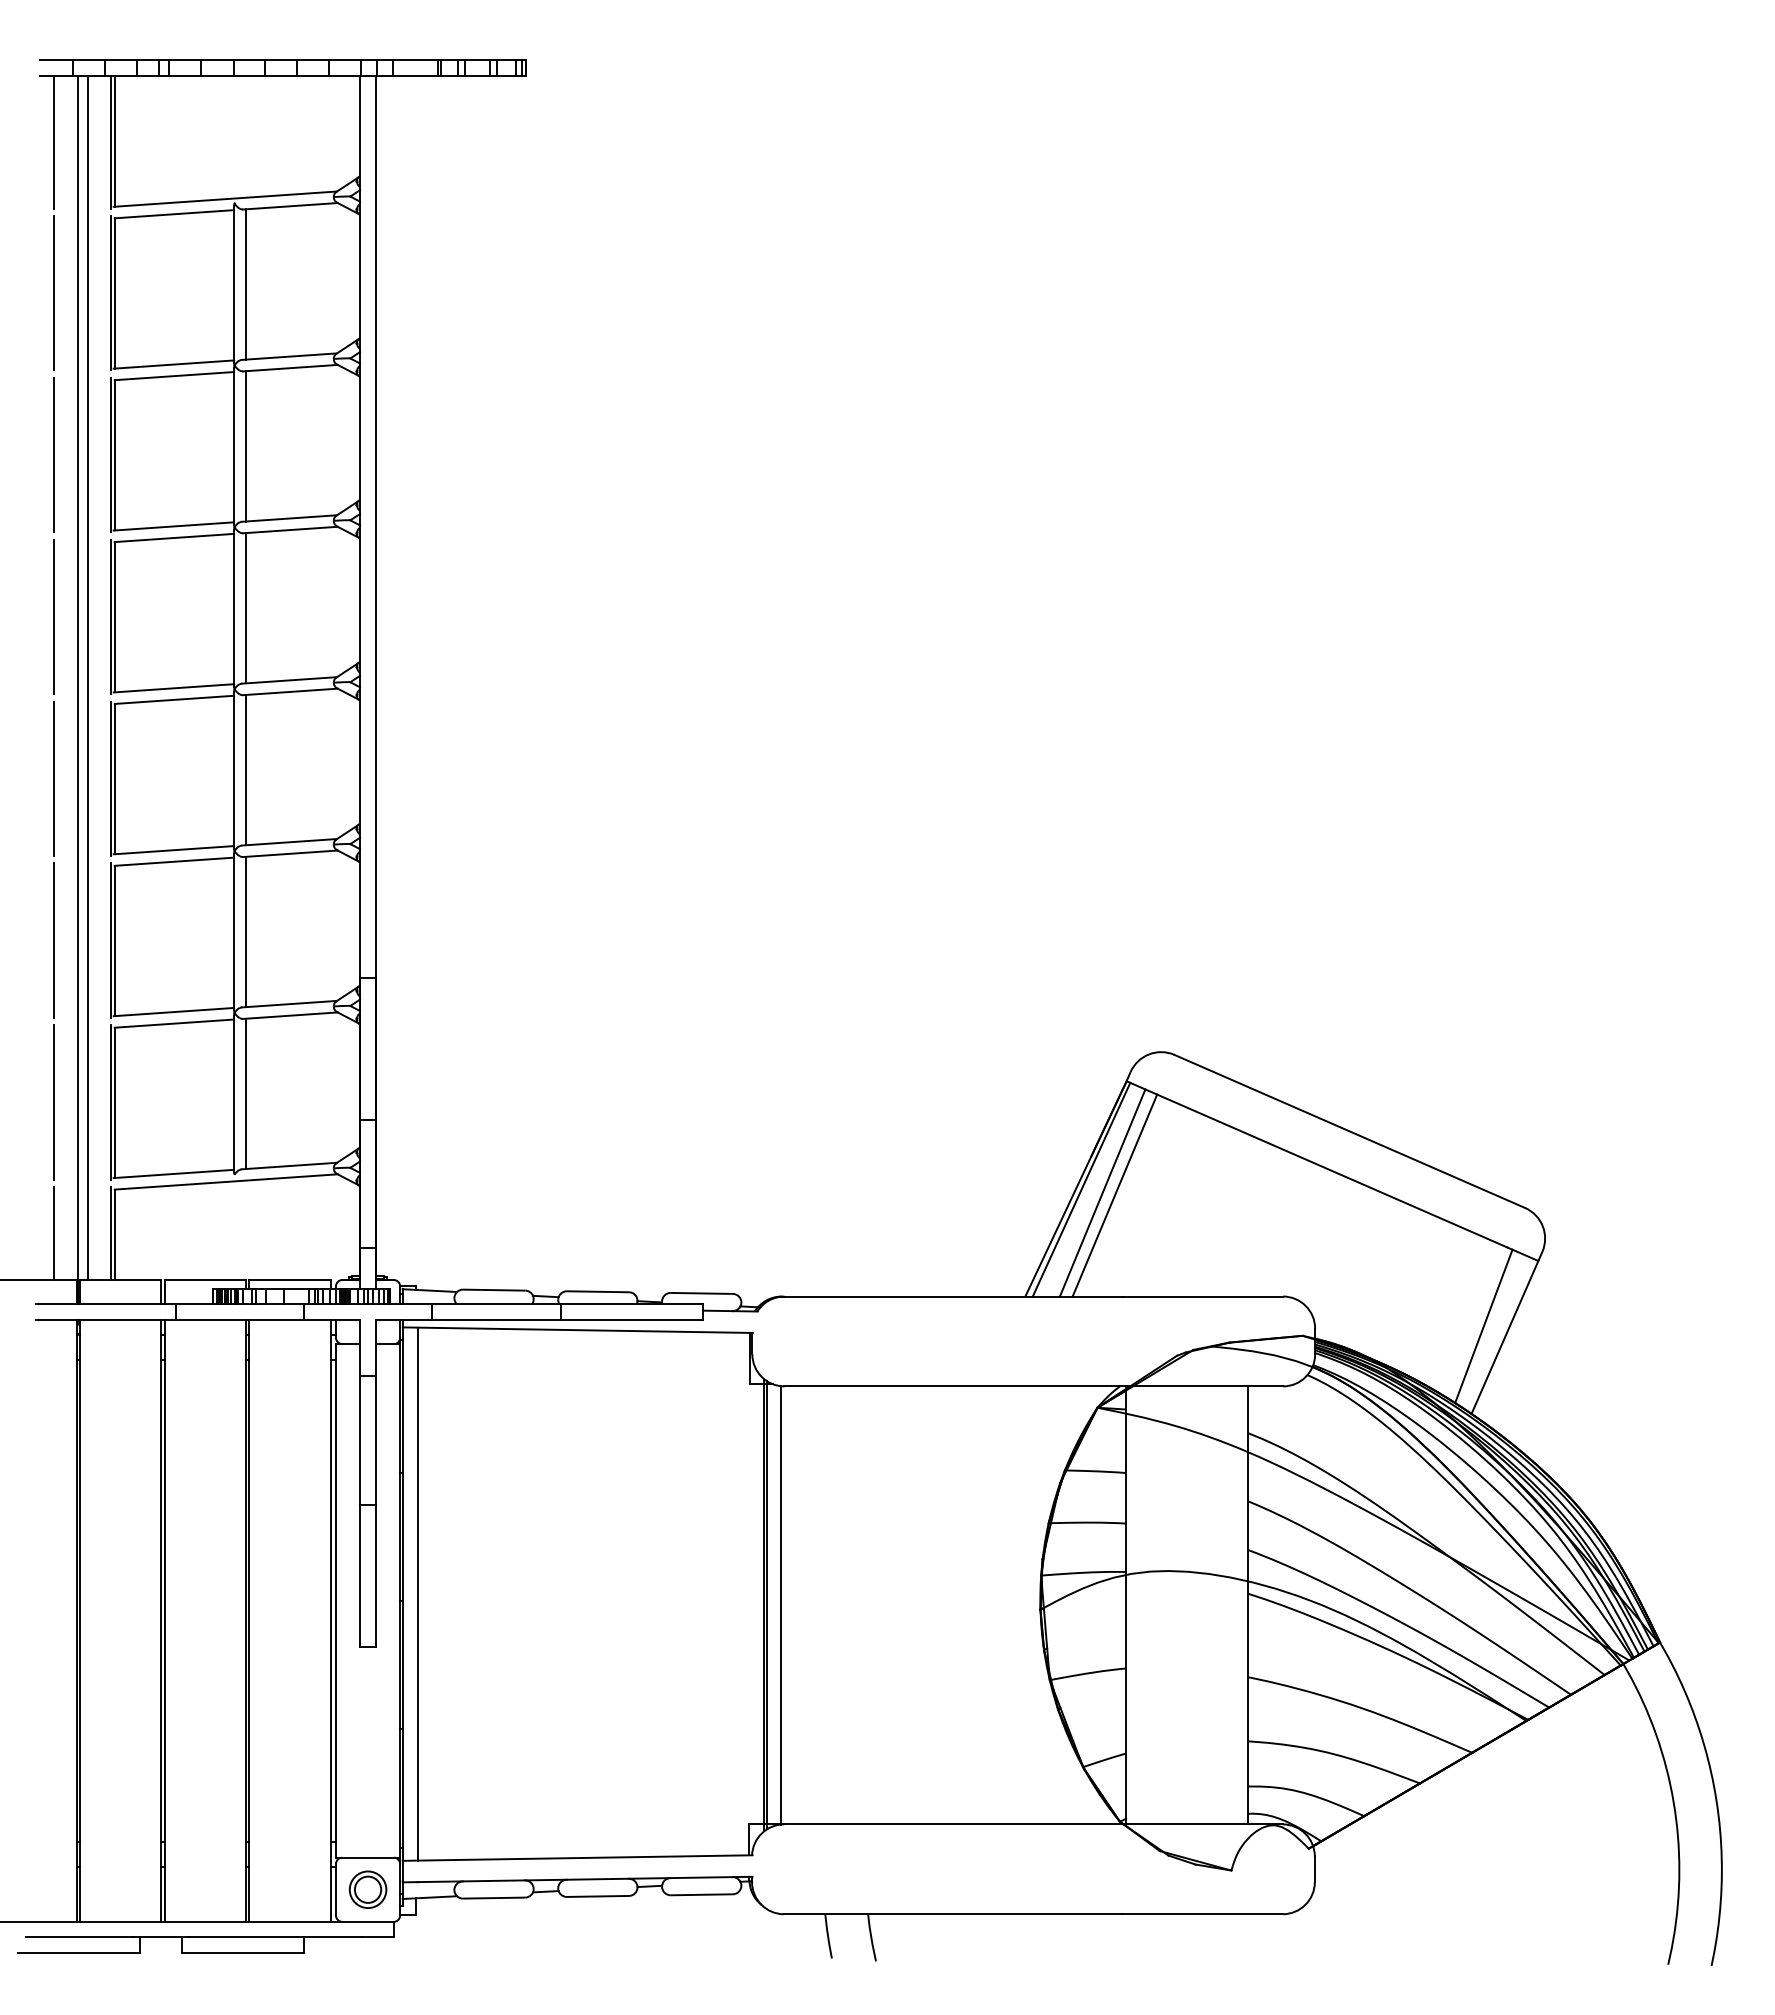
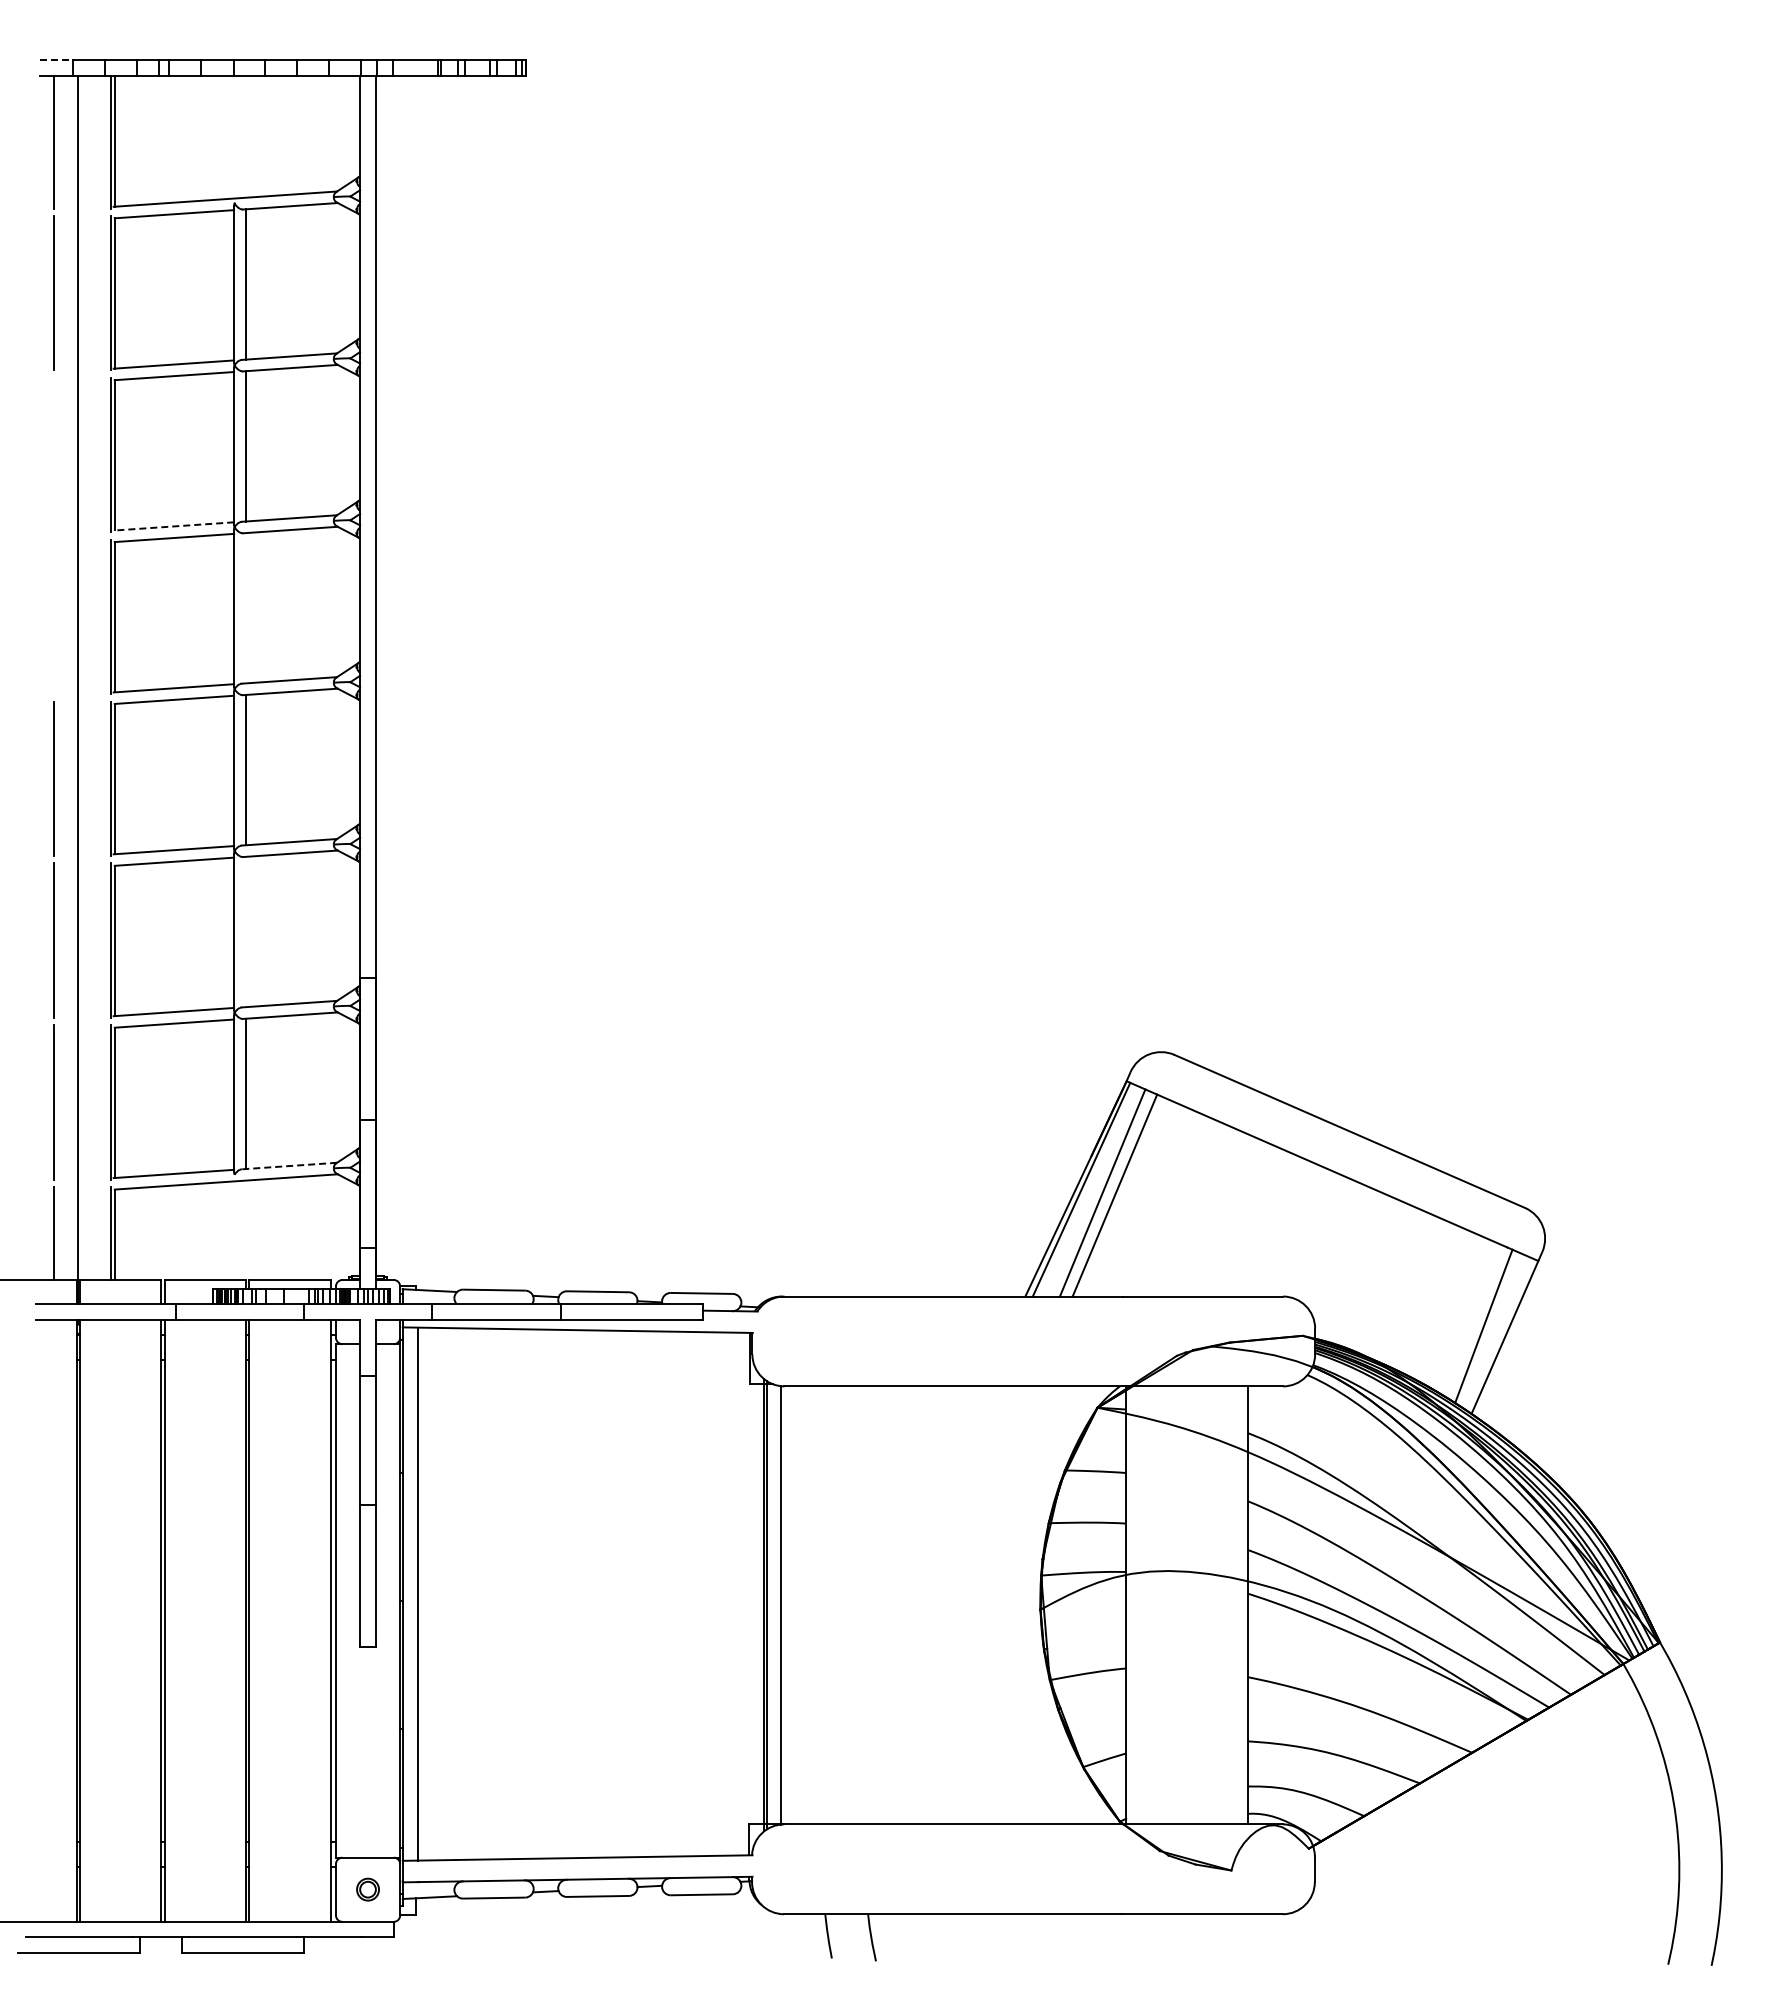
line: solid -> dashed (56, 60)
line: present -> none (54, 454)
line: solid -> dashed (173, 526)
line: present -> none (245, 608)
line: present -> none (54, 616)
line: present -> none (87, 677)
line: present -> none (245, 931)
line: solid -> dashed (289, 1166)
part size: 40x39 px -> 24x25 px (367, 1889)
